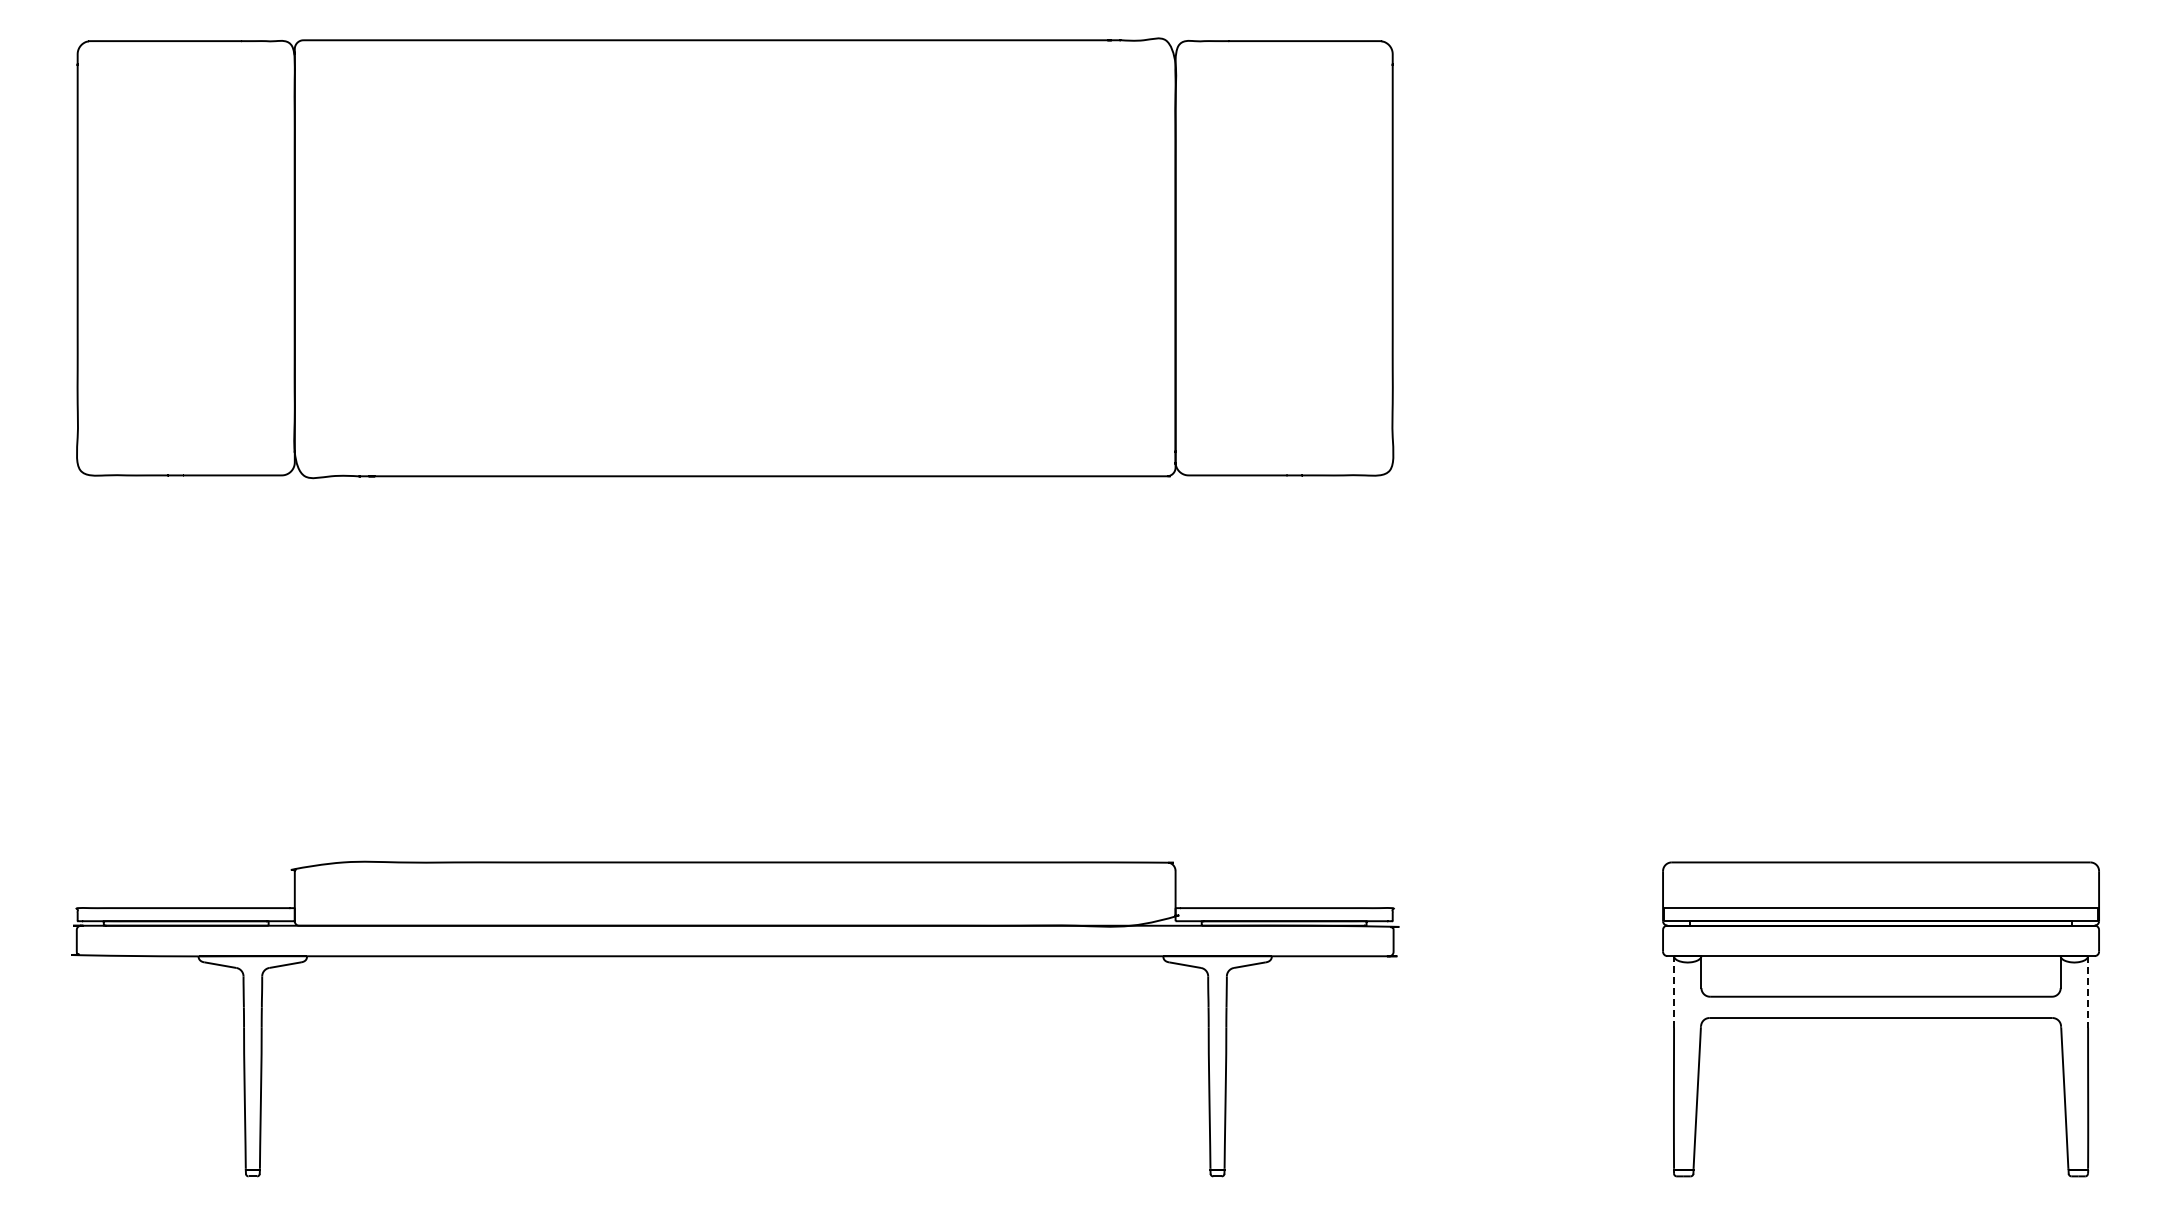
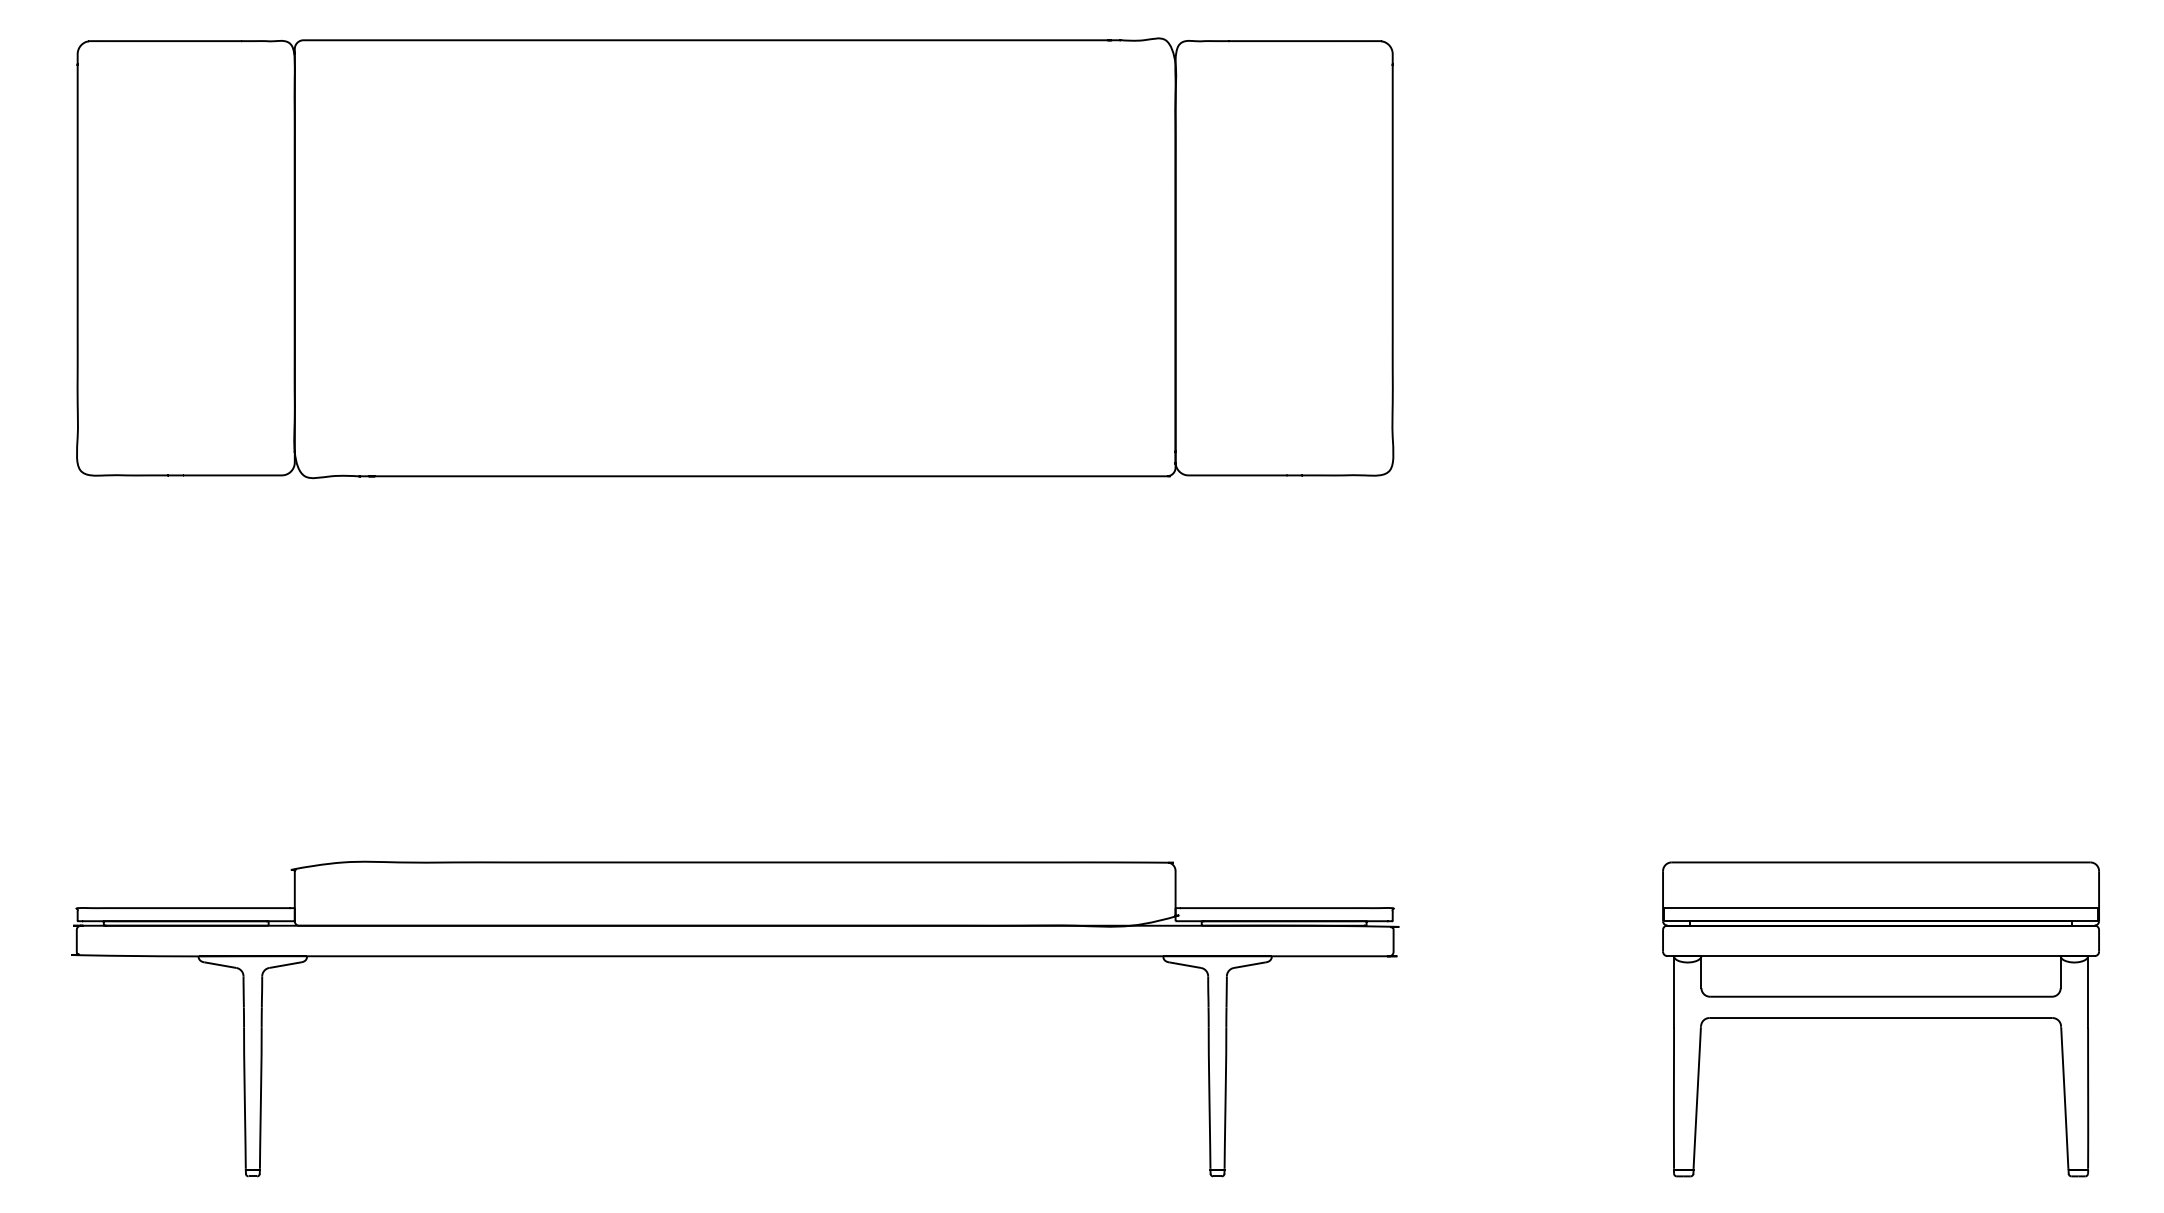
line: dashed -> solid (1674, 992)
line: dashed -> solid (2088, 992)
